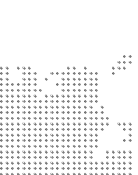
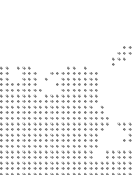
part position: (121, 64) -> (121, 55) (121, 55)
